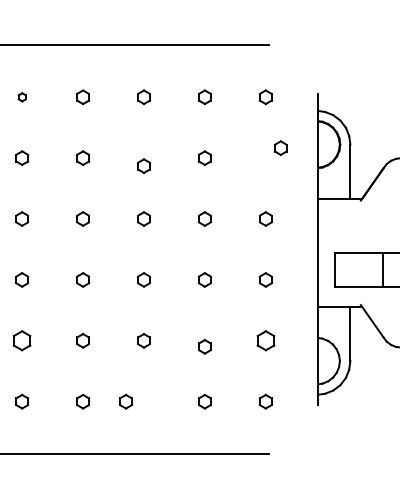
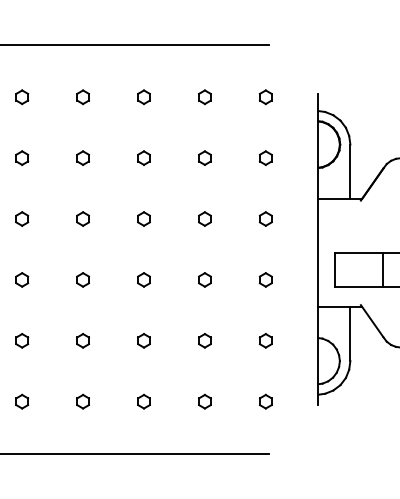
part size: 10x11 px -> 15x17 px (22, 97)
part position: (280, 147) -> (265, 157) (265, 157)
part position: (143, 165) -> (143, 157) (143, 157)
part size: 20x22 px -> 15x16 px (22, 340)
part size: 20x22 px -> 15x16 px (265, 340)
part position: (204, 346) -> (204, 340) (204, 340)
part position: (125, 401) -> (143, 401) (143, 401)
